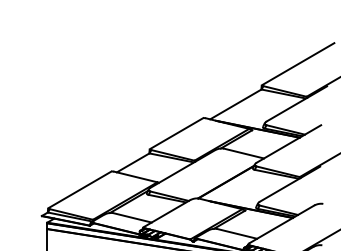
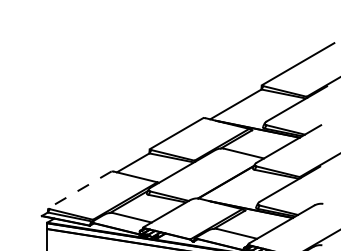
line: solid -> dashed (79, 189)
